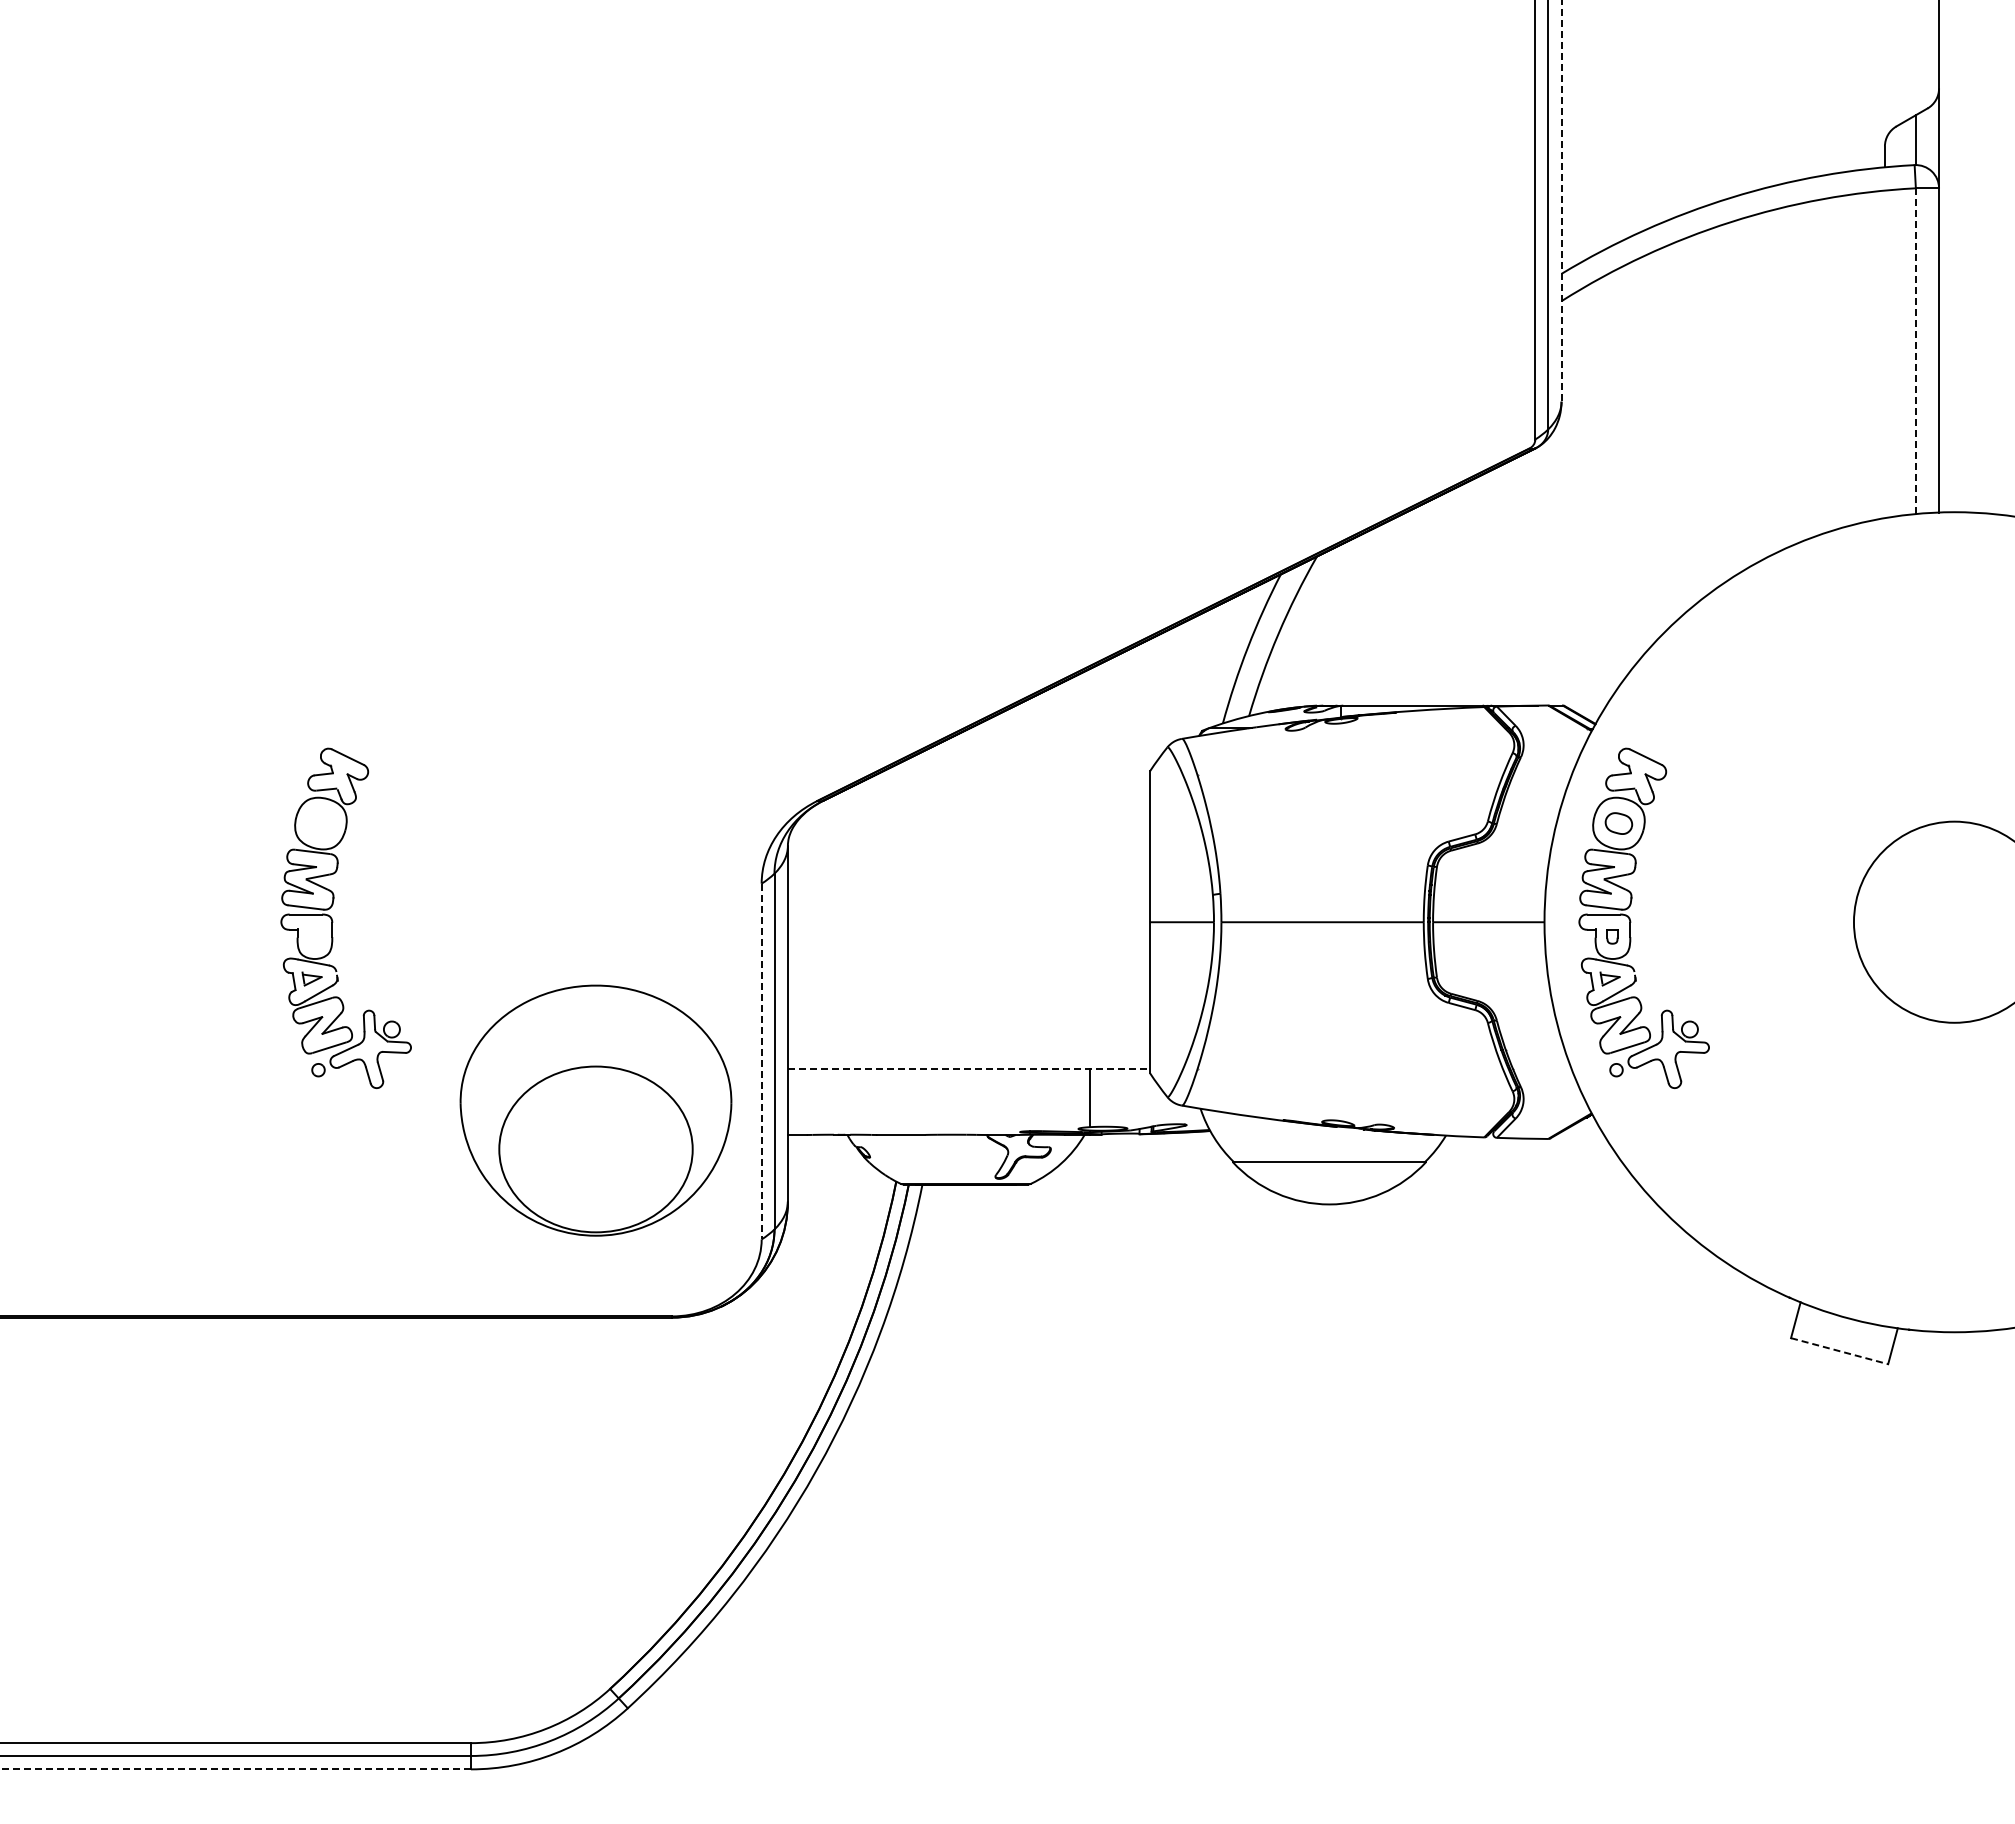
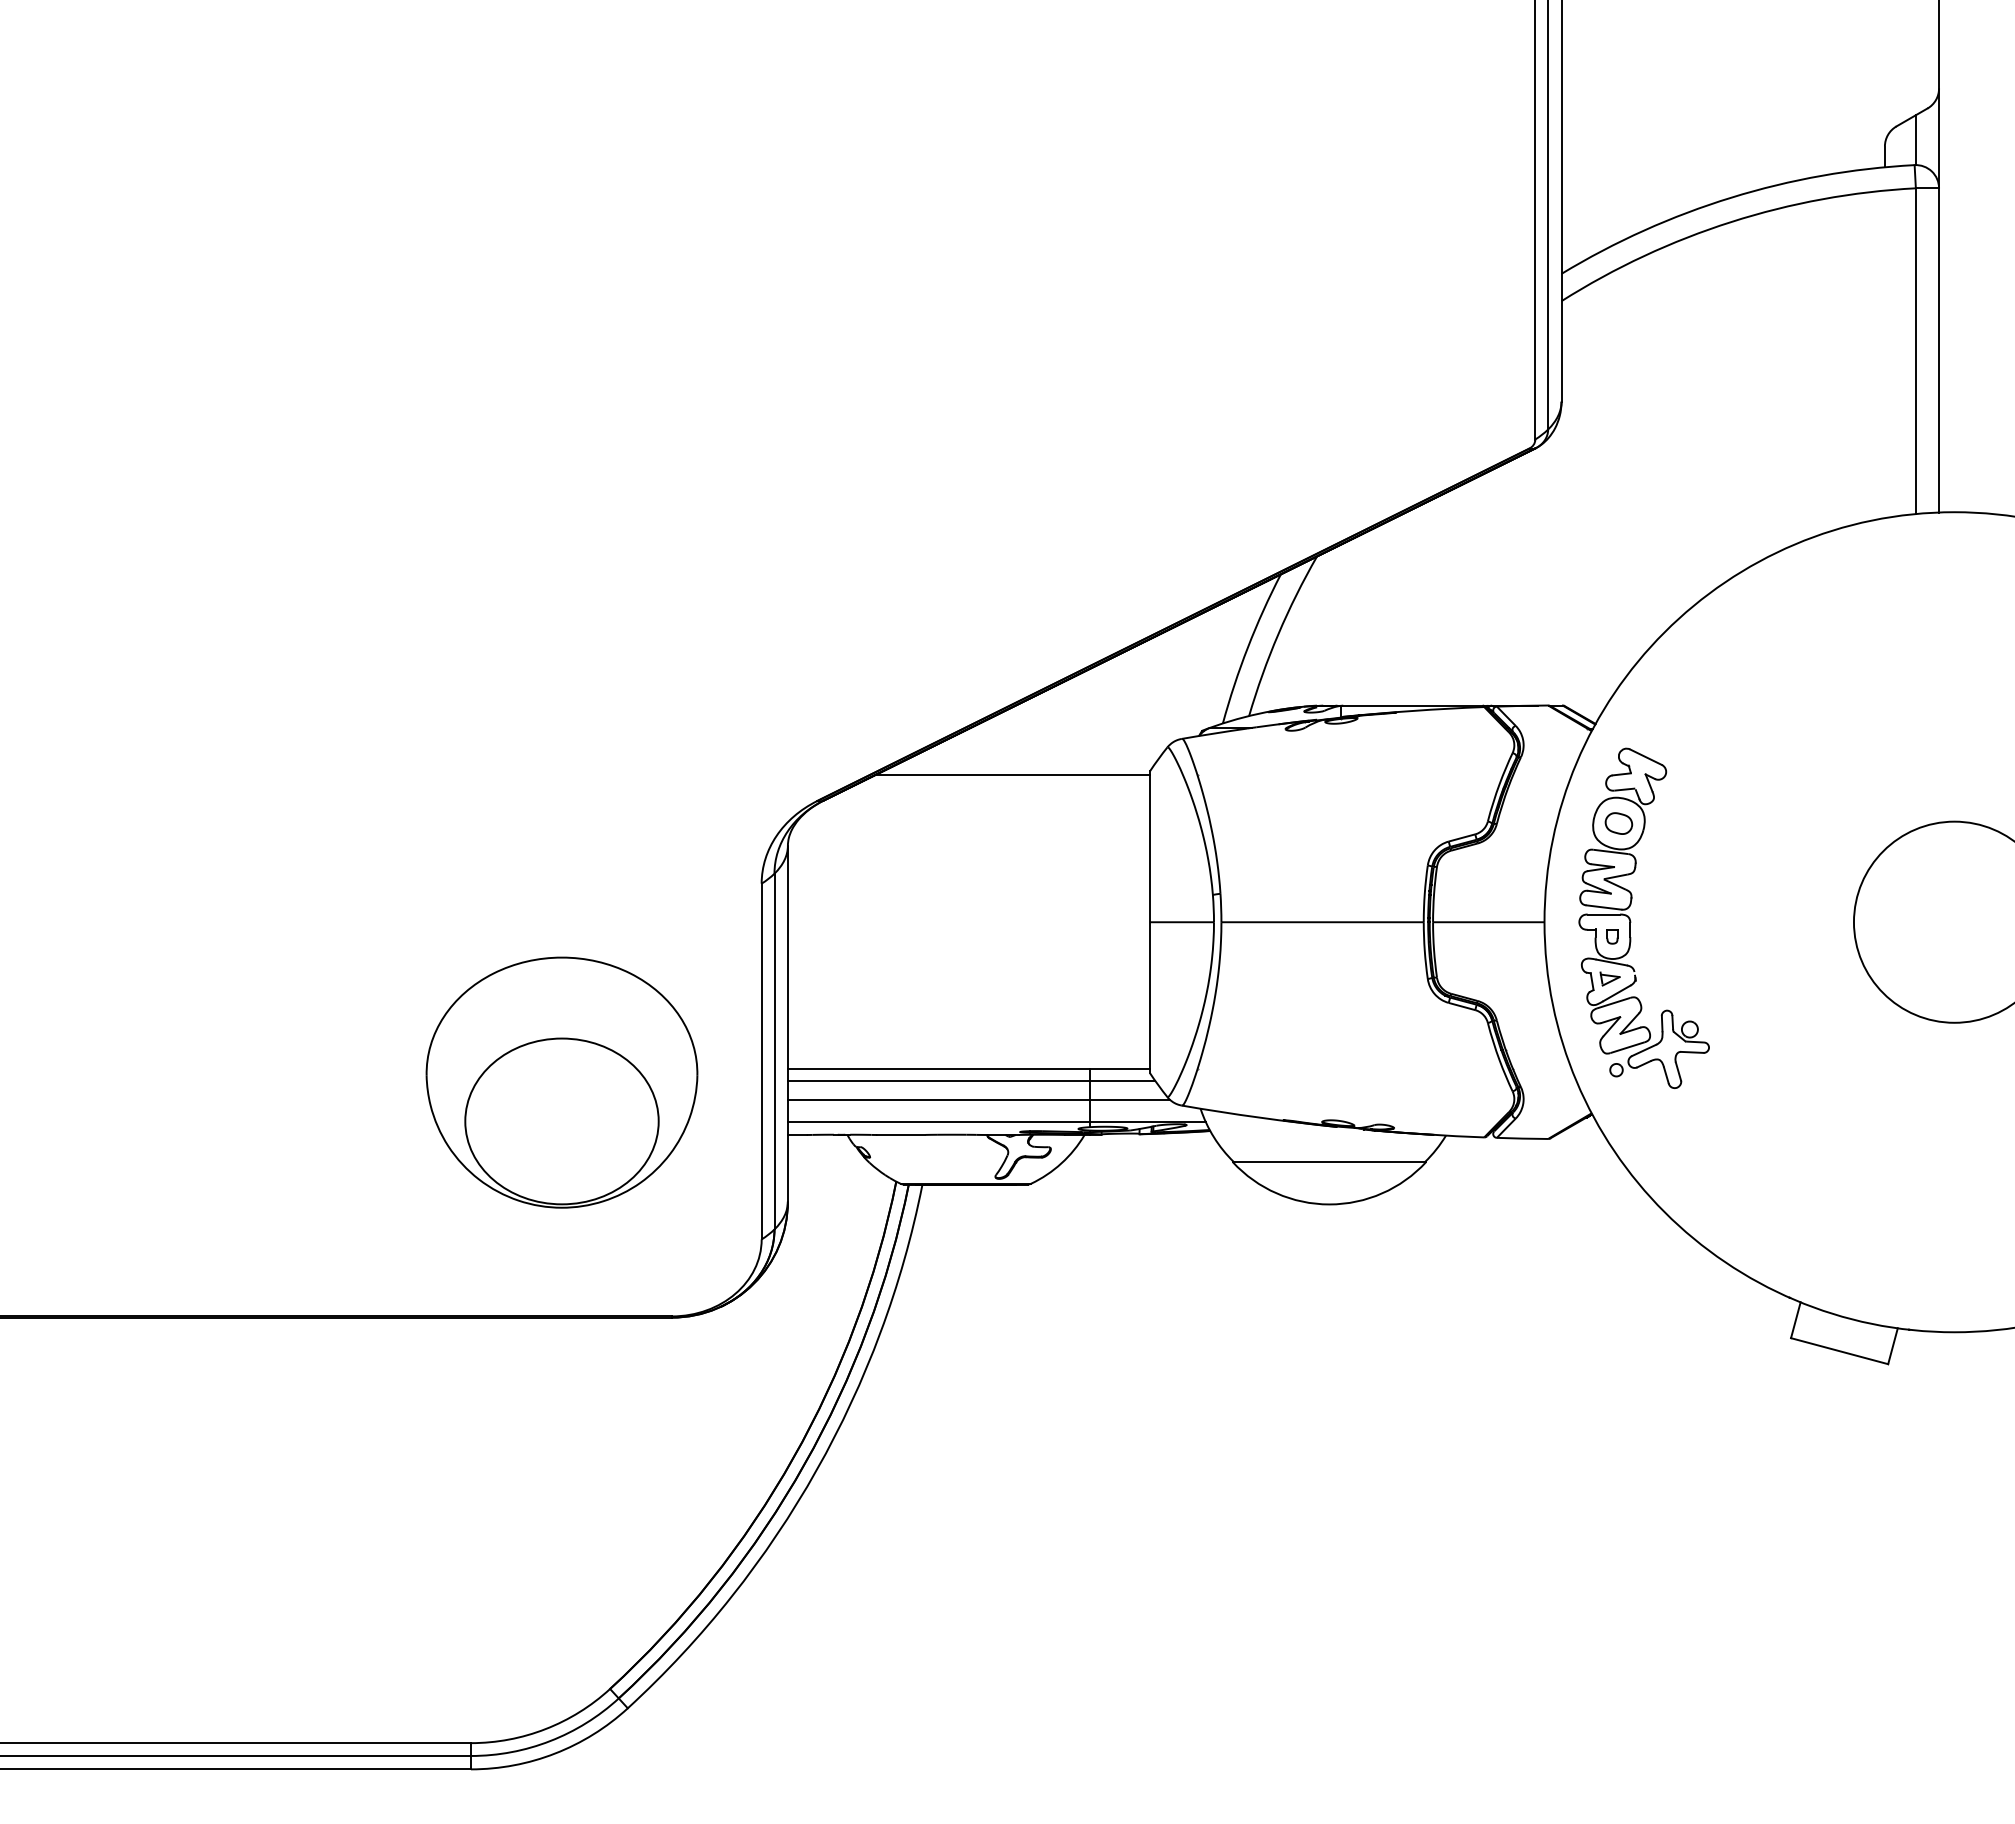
line: dashed -> solid (1561, 201)
line: dashed -> solid (1915, 351)
line: none -> present (1011, 775)
part: present -> none (333, 921)
line: dashed -> solid (761, 1061)
line: dashed -> solid (969, 1069)
line: none -> present (971, 1080)
line: none -> present (978, 1099)
part position: (595, 1110) -> (561, 1082) (561, 1082)
line: none -> present (996, 1121)
line: dashed -> solid (1840, 1351)
line: dashed -> solid (234, 1769)
